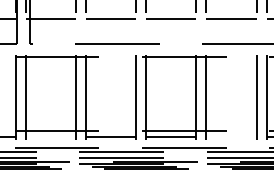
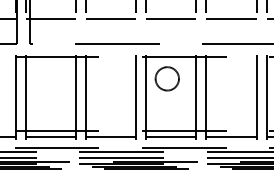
circle: none -> present (166, 78)
line: none -> present (50, 137)
line: none -> present (231, 137)
